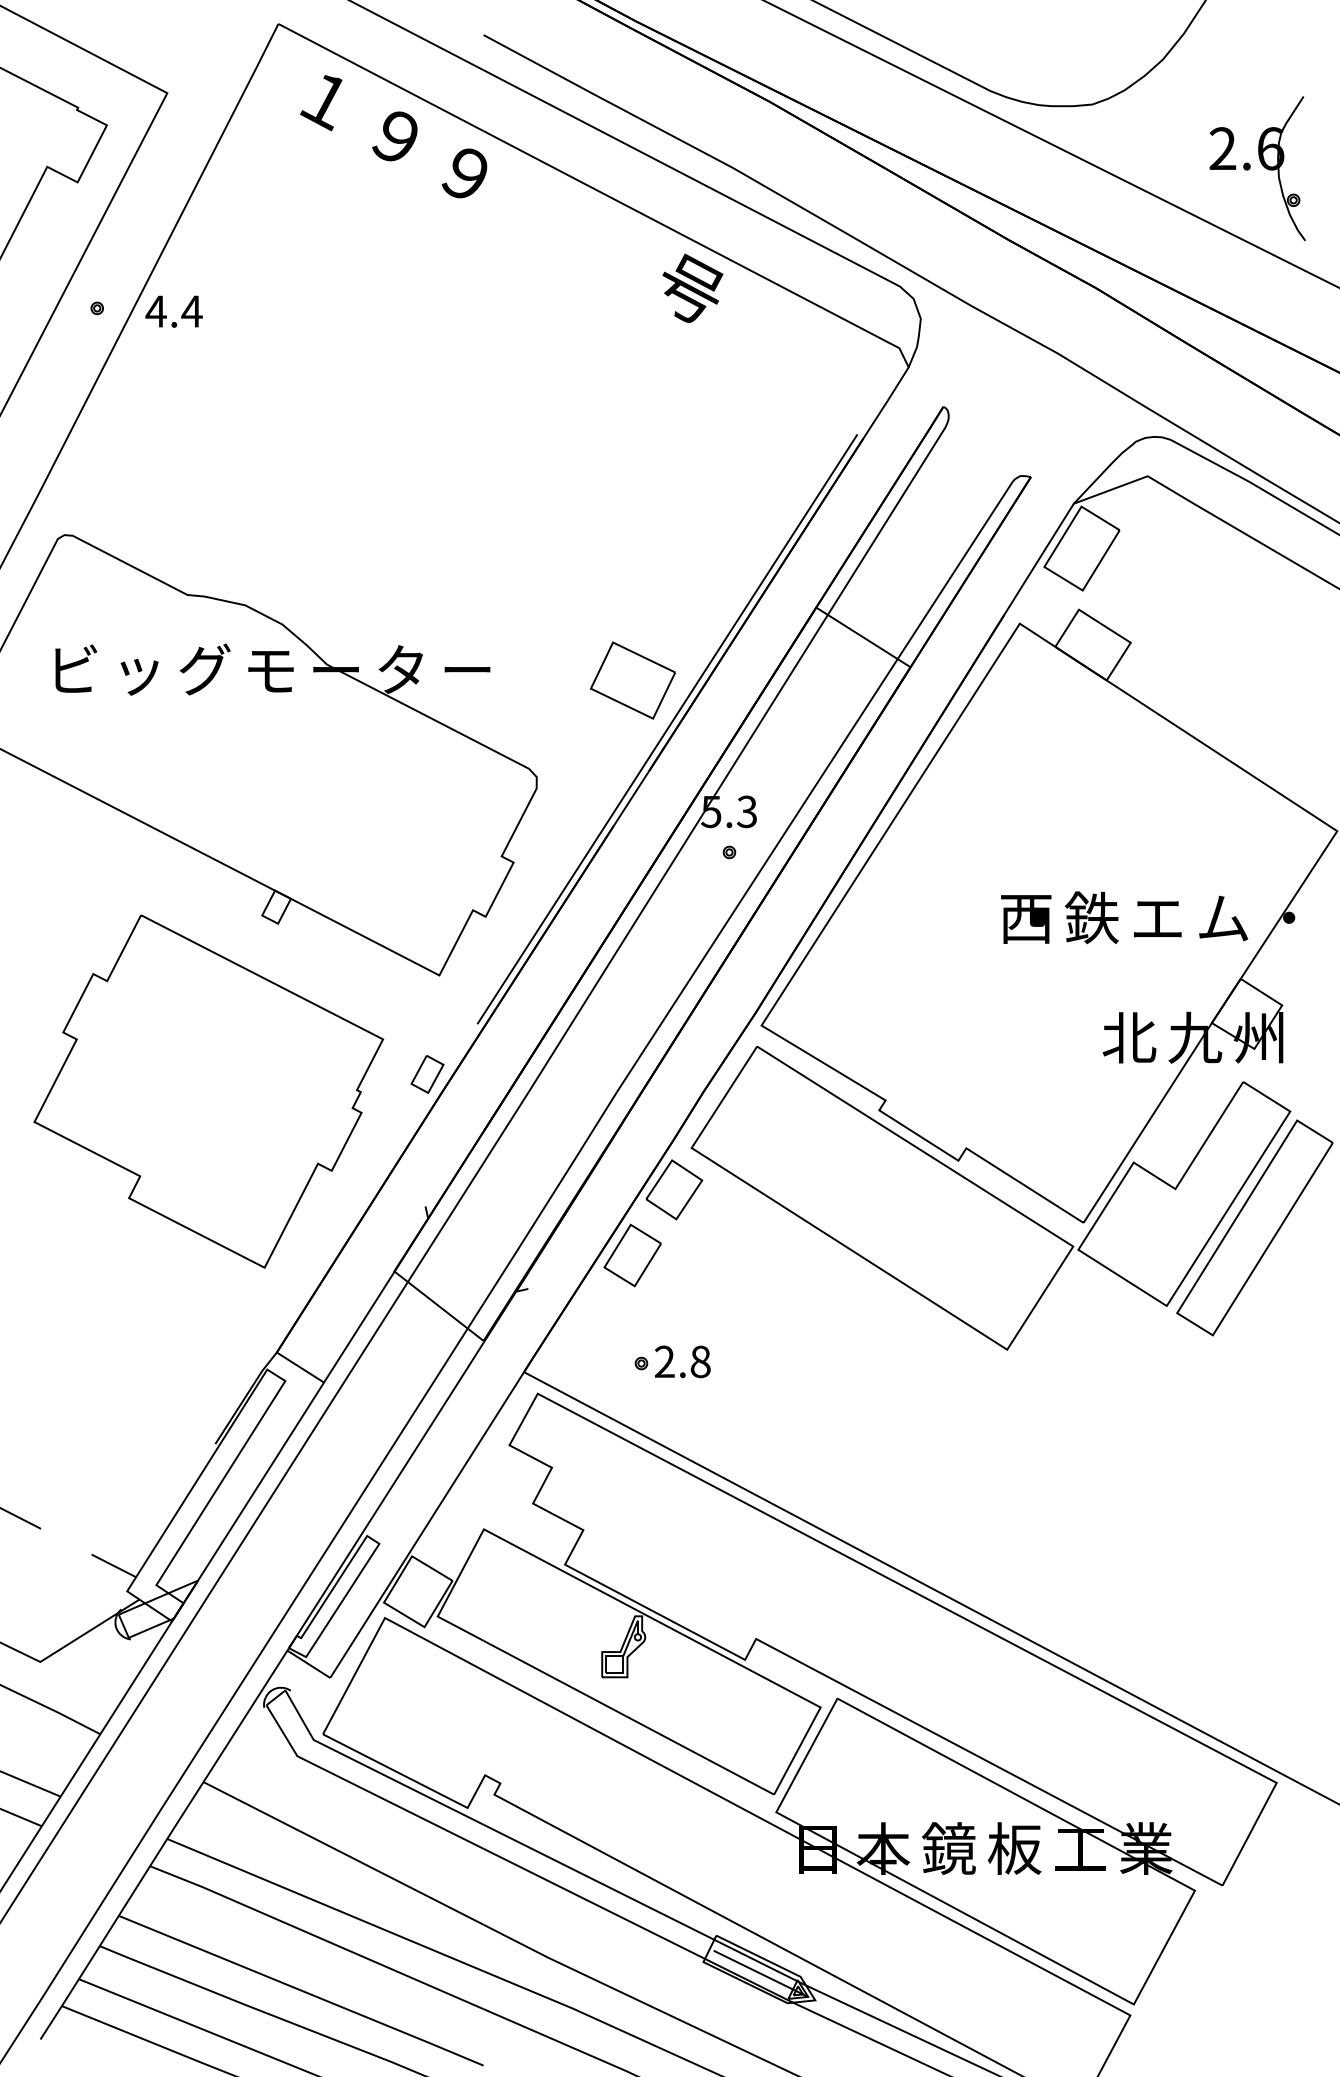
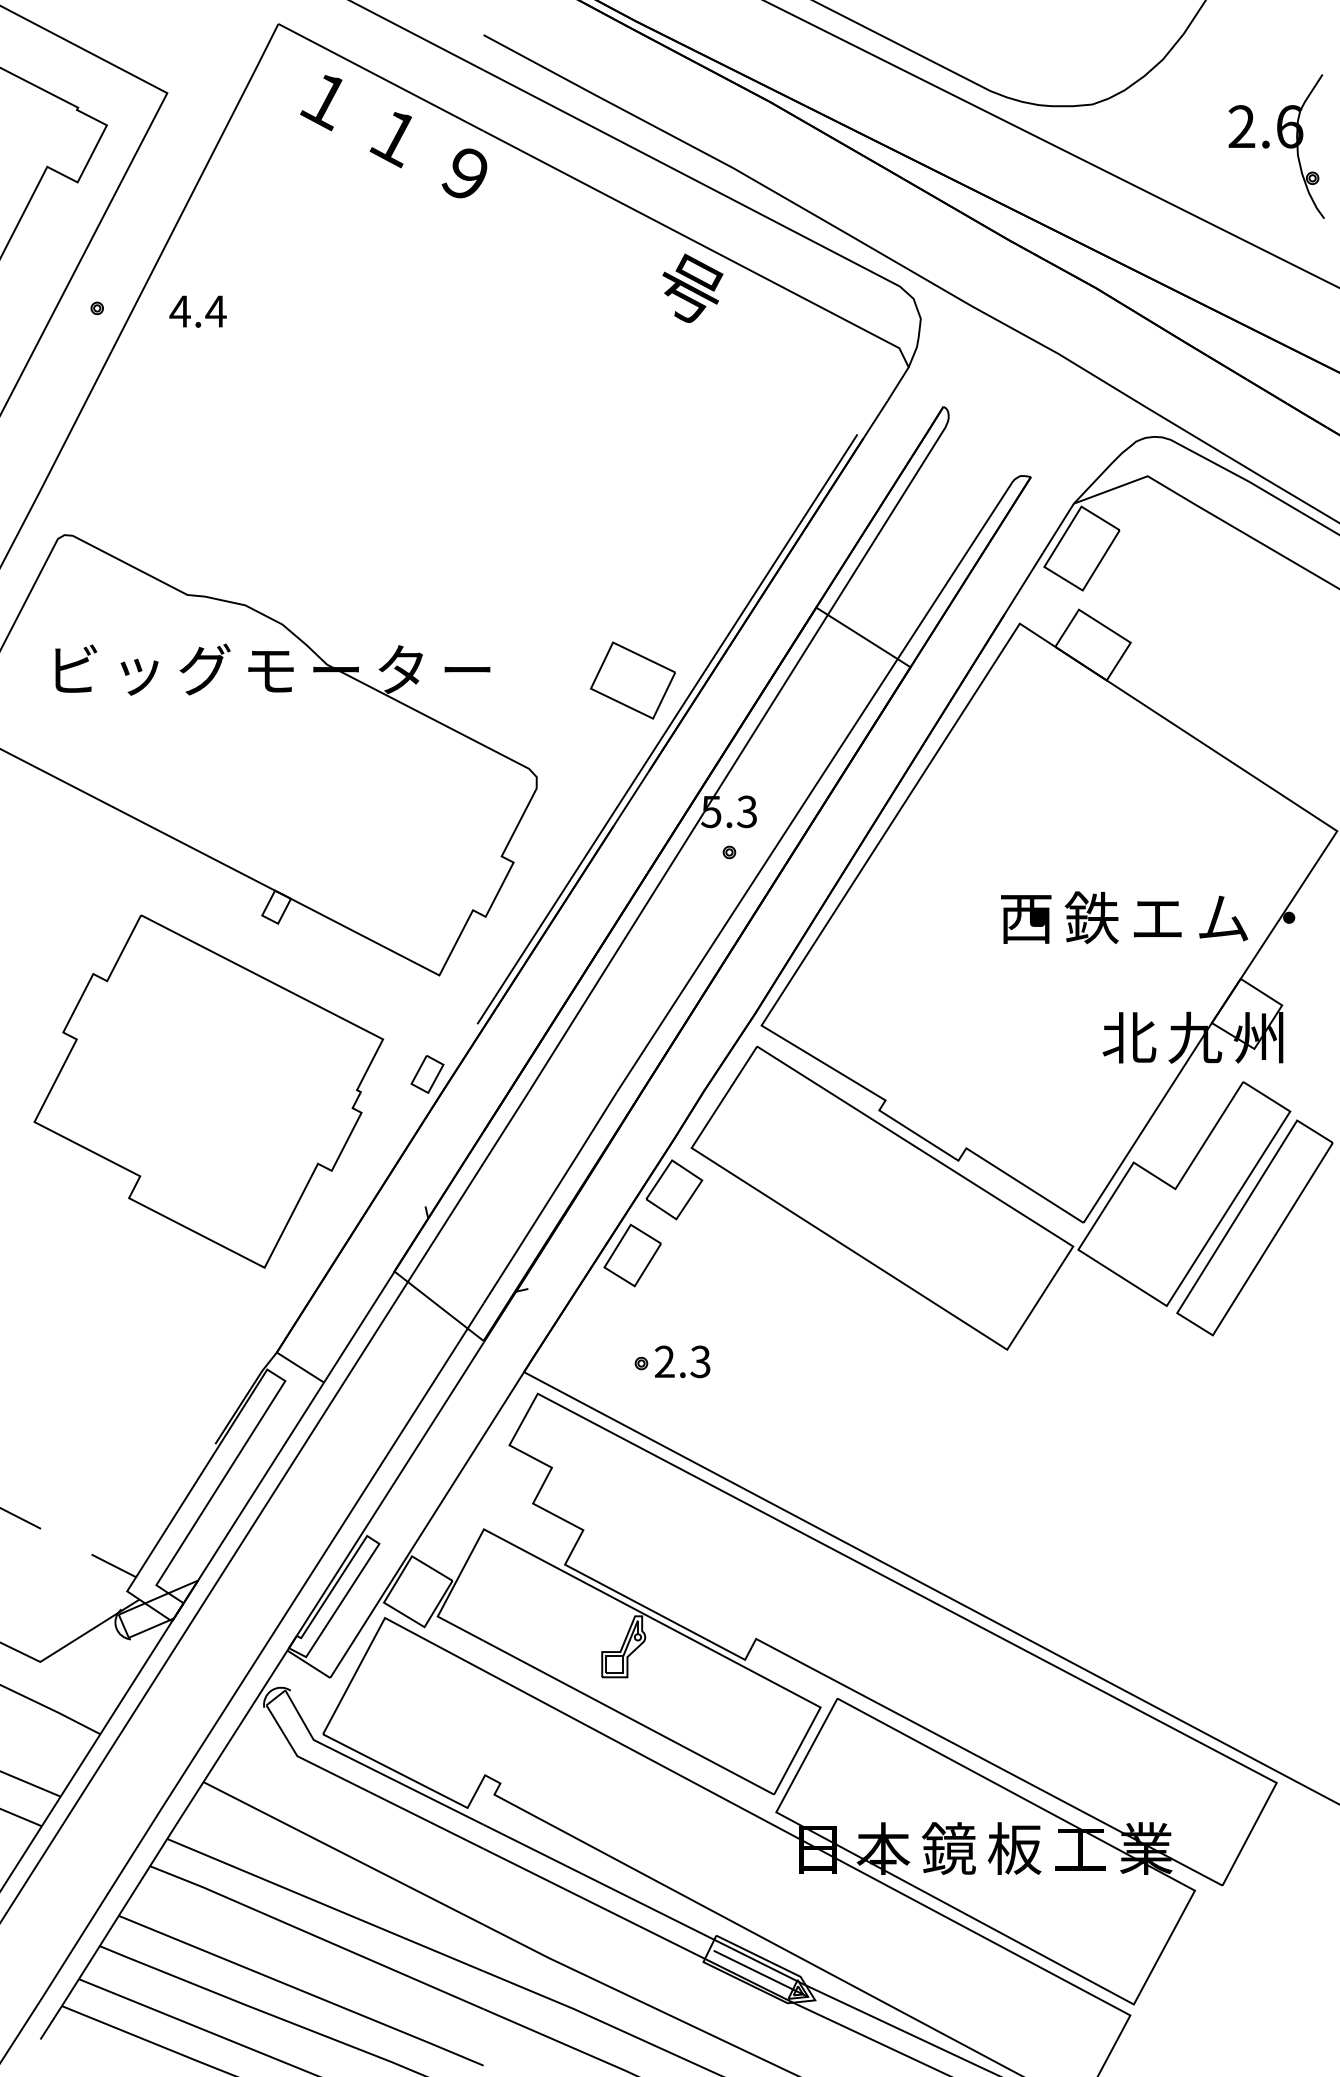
text: ９ -> １ (393, 139)
part position: (1257, 168) -> (1276, 146) (1276, 146)
text position: (173, 311) -> (197, 311) (197, 311)
text: 2.8 -> 2.3 (700, 1361)
